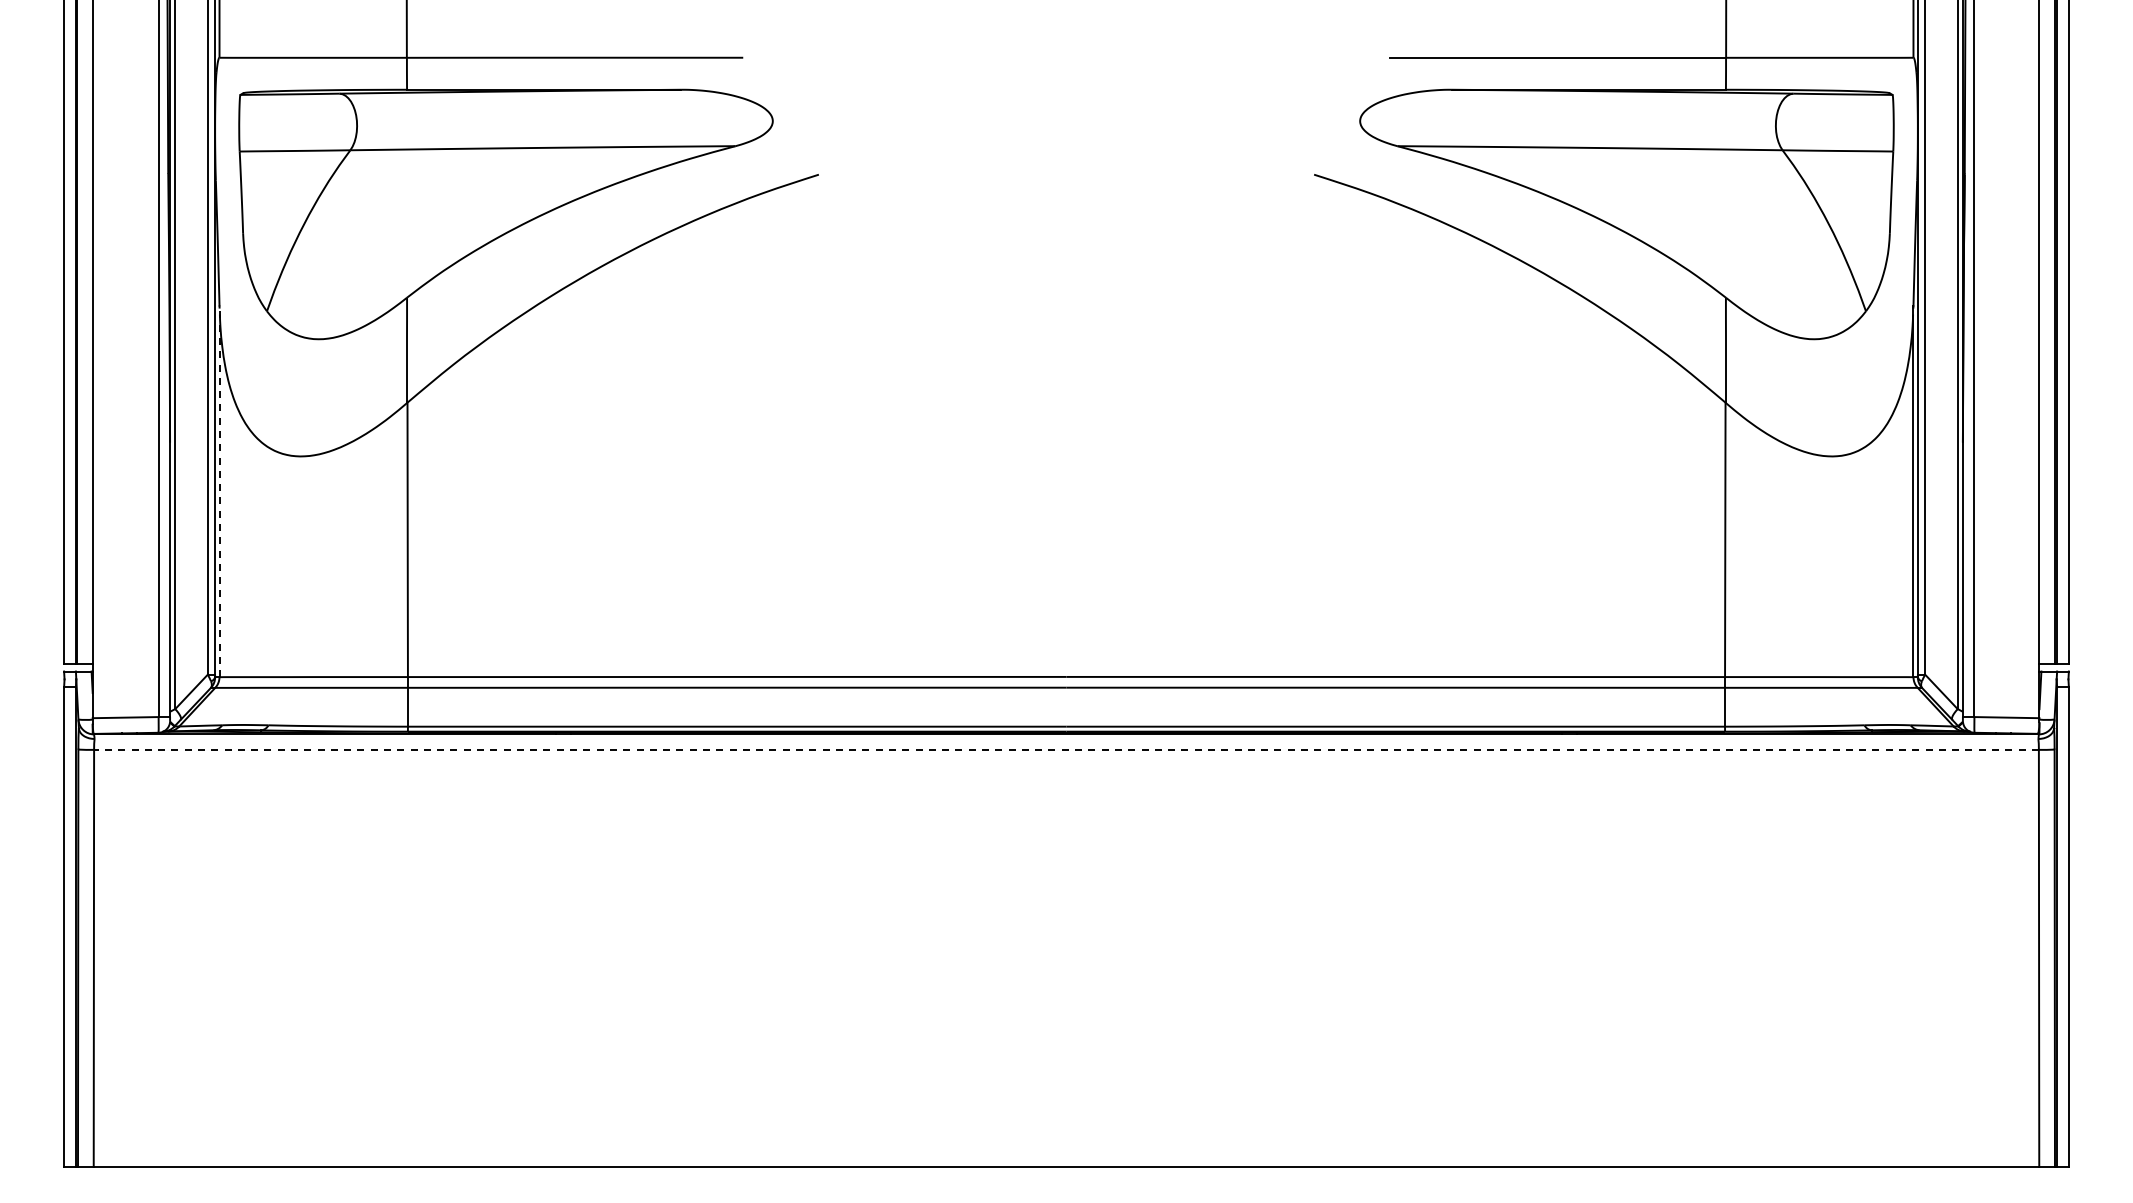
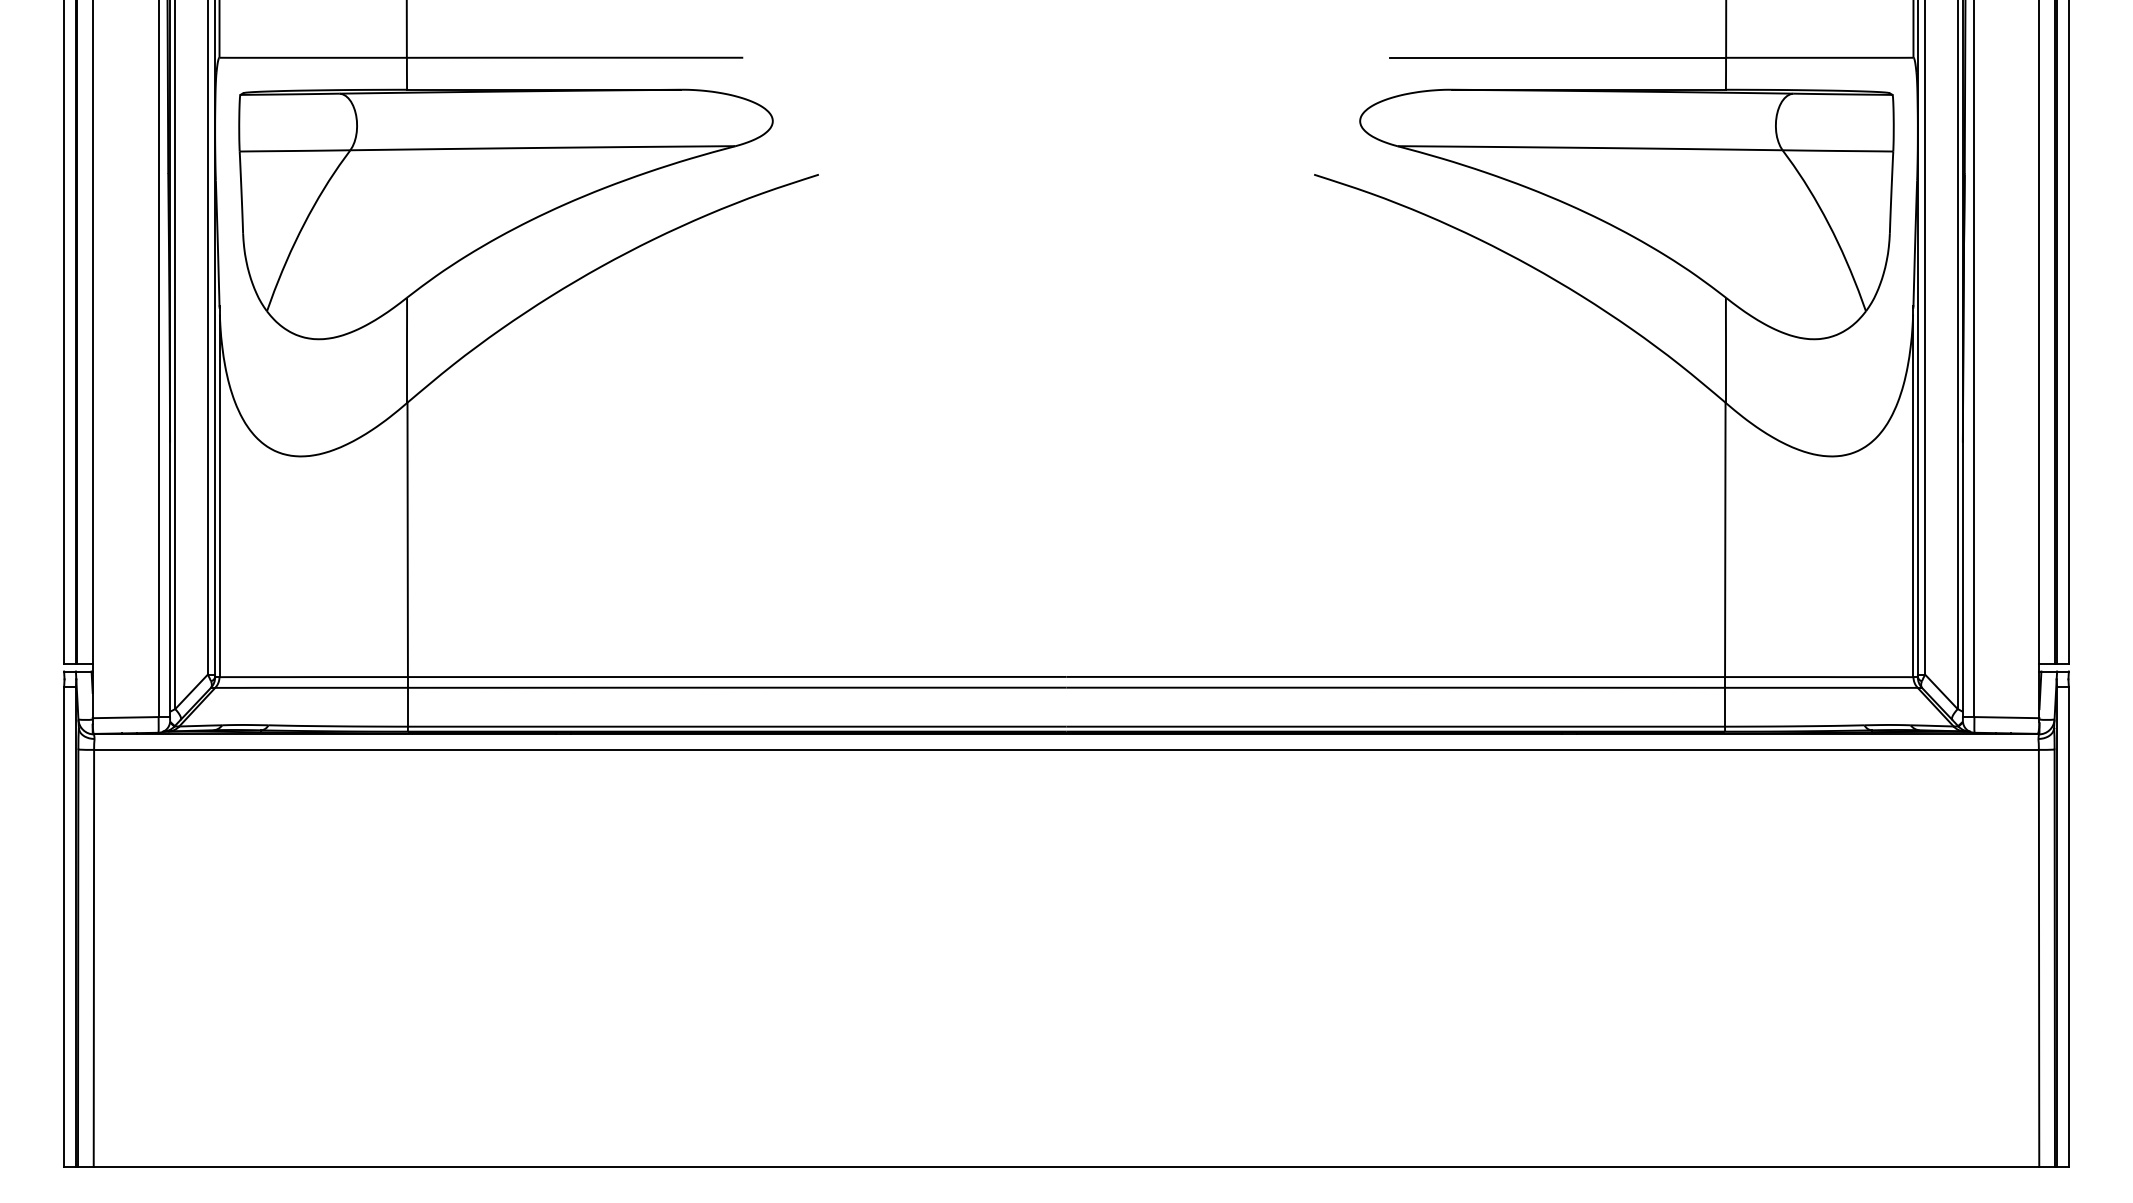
line: dashed -> solid (219, 491)
line: dashed -> solid (1065, 749)
